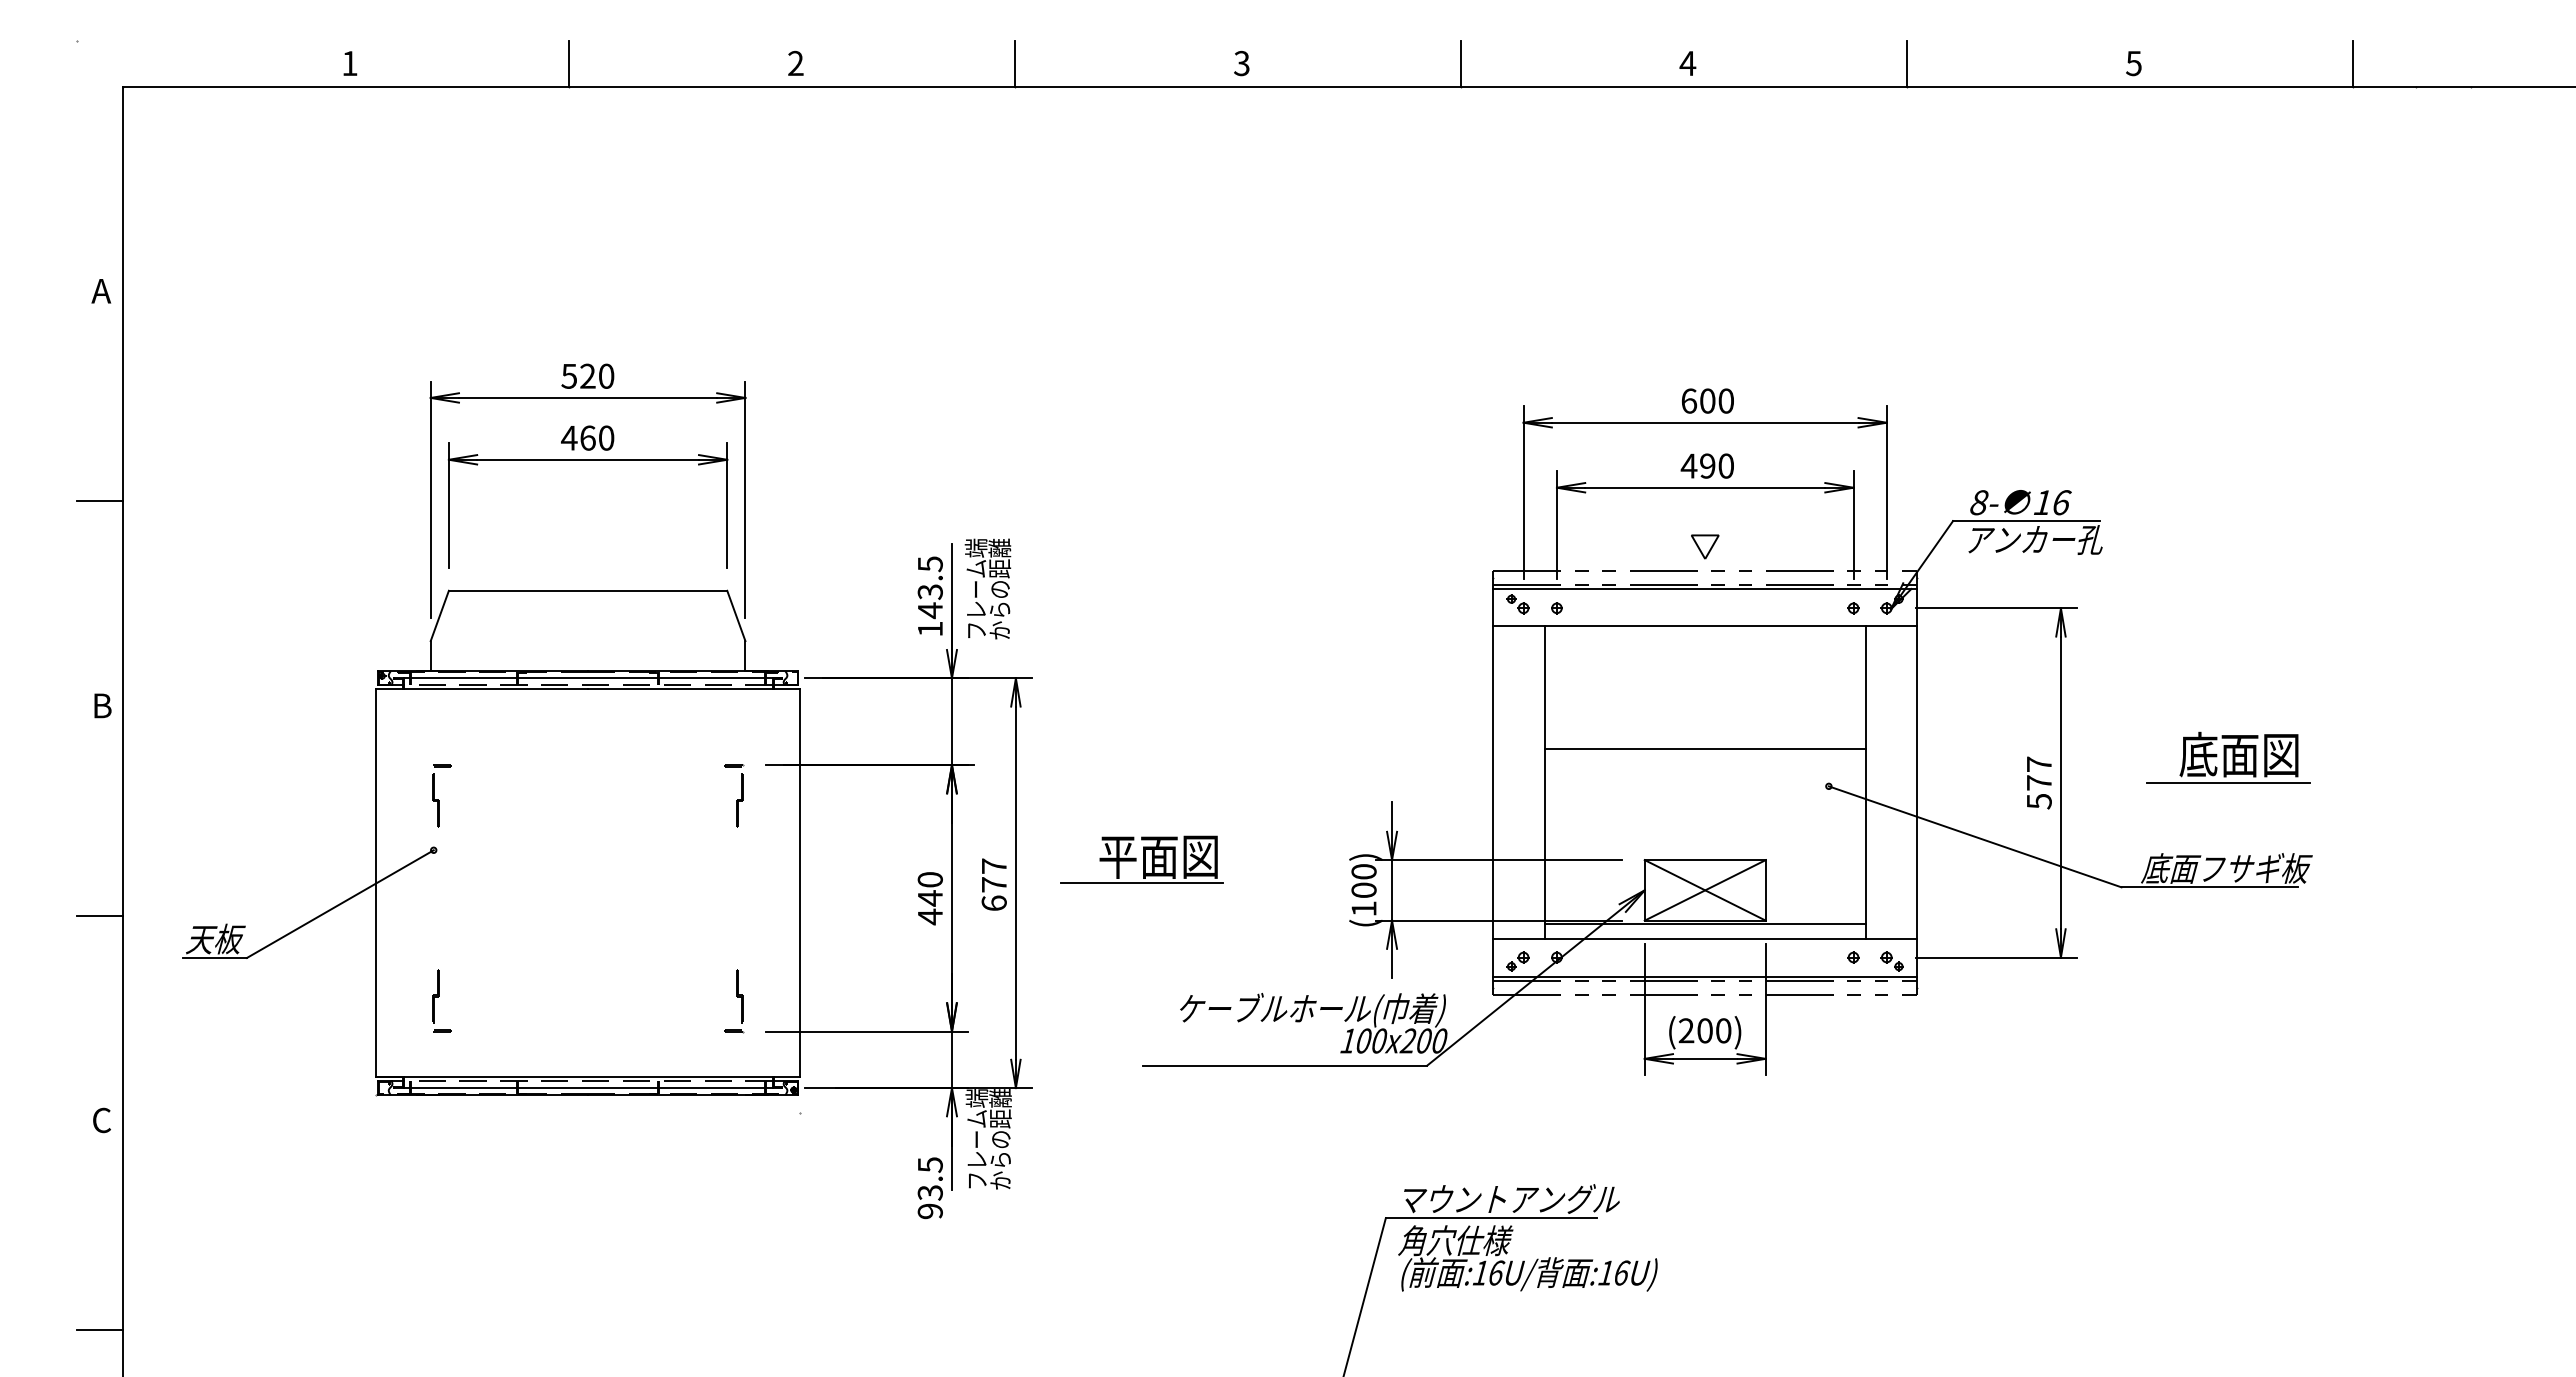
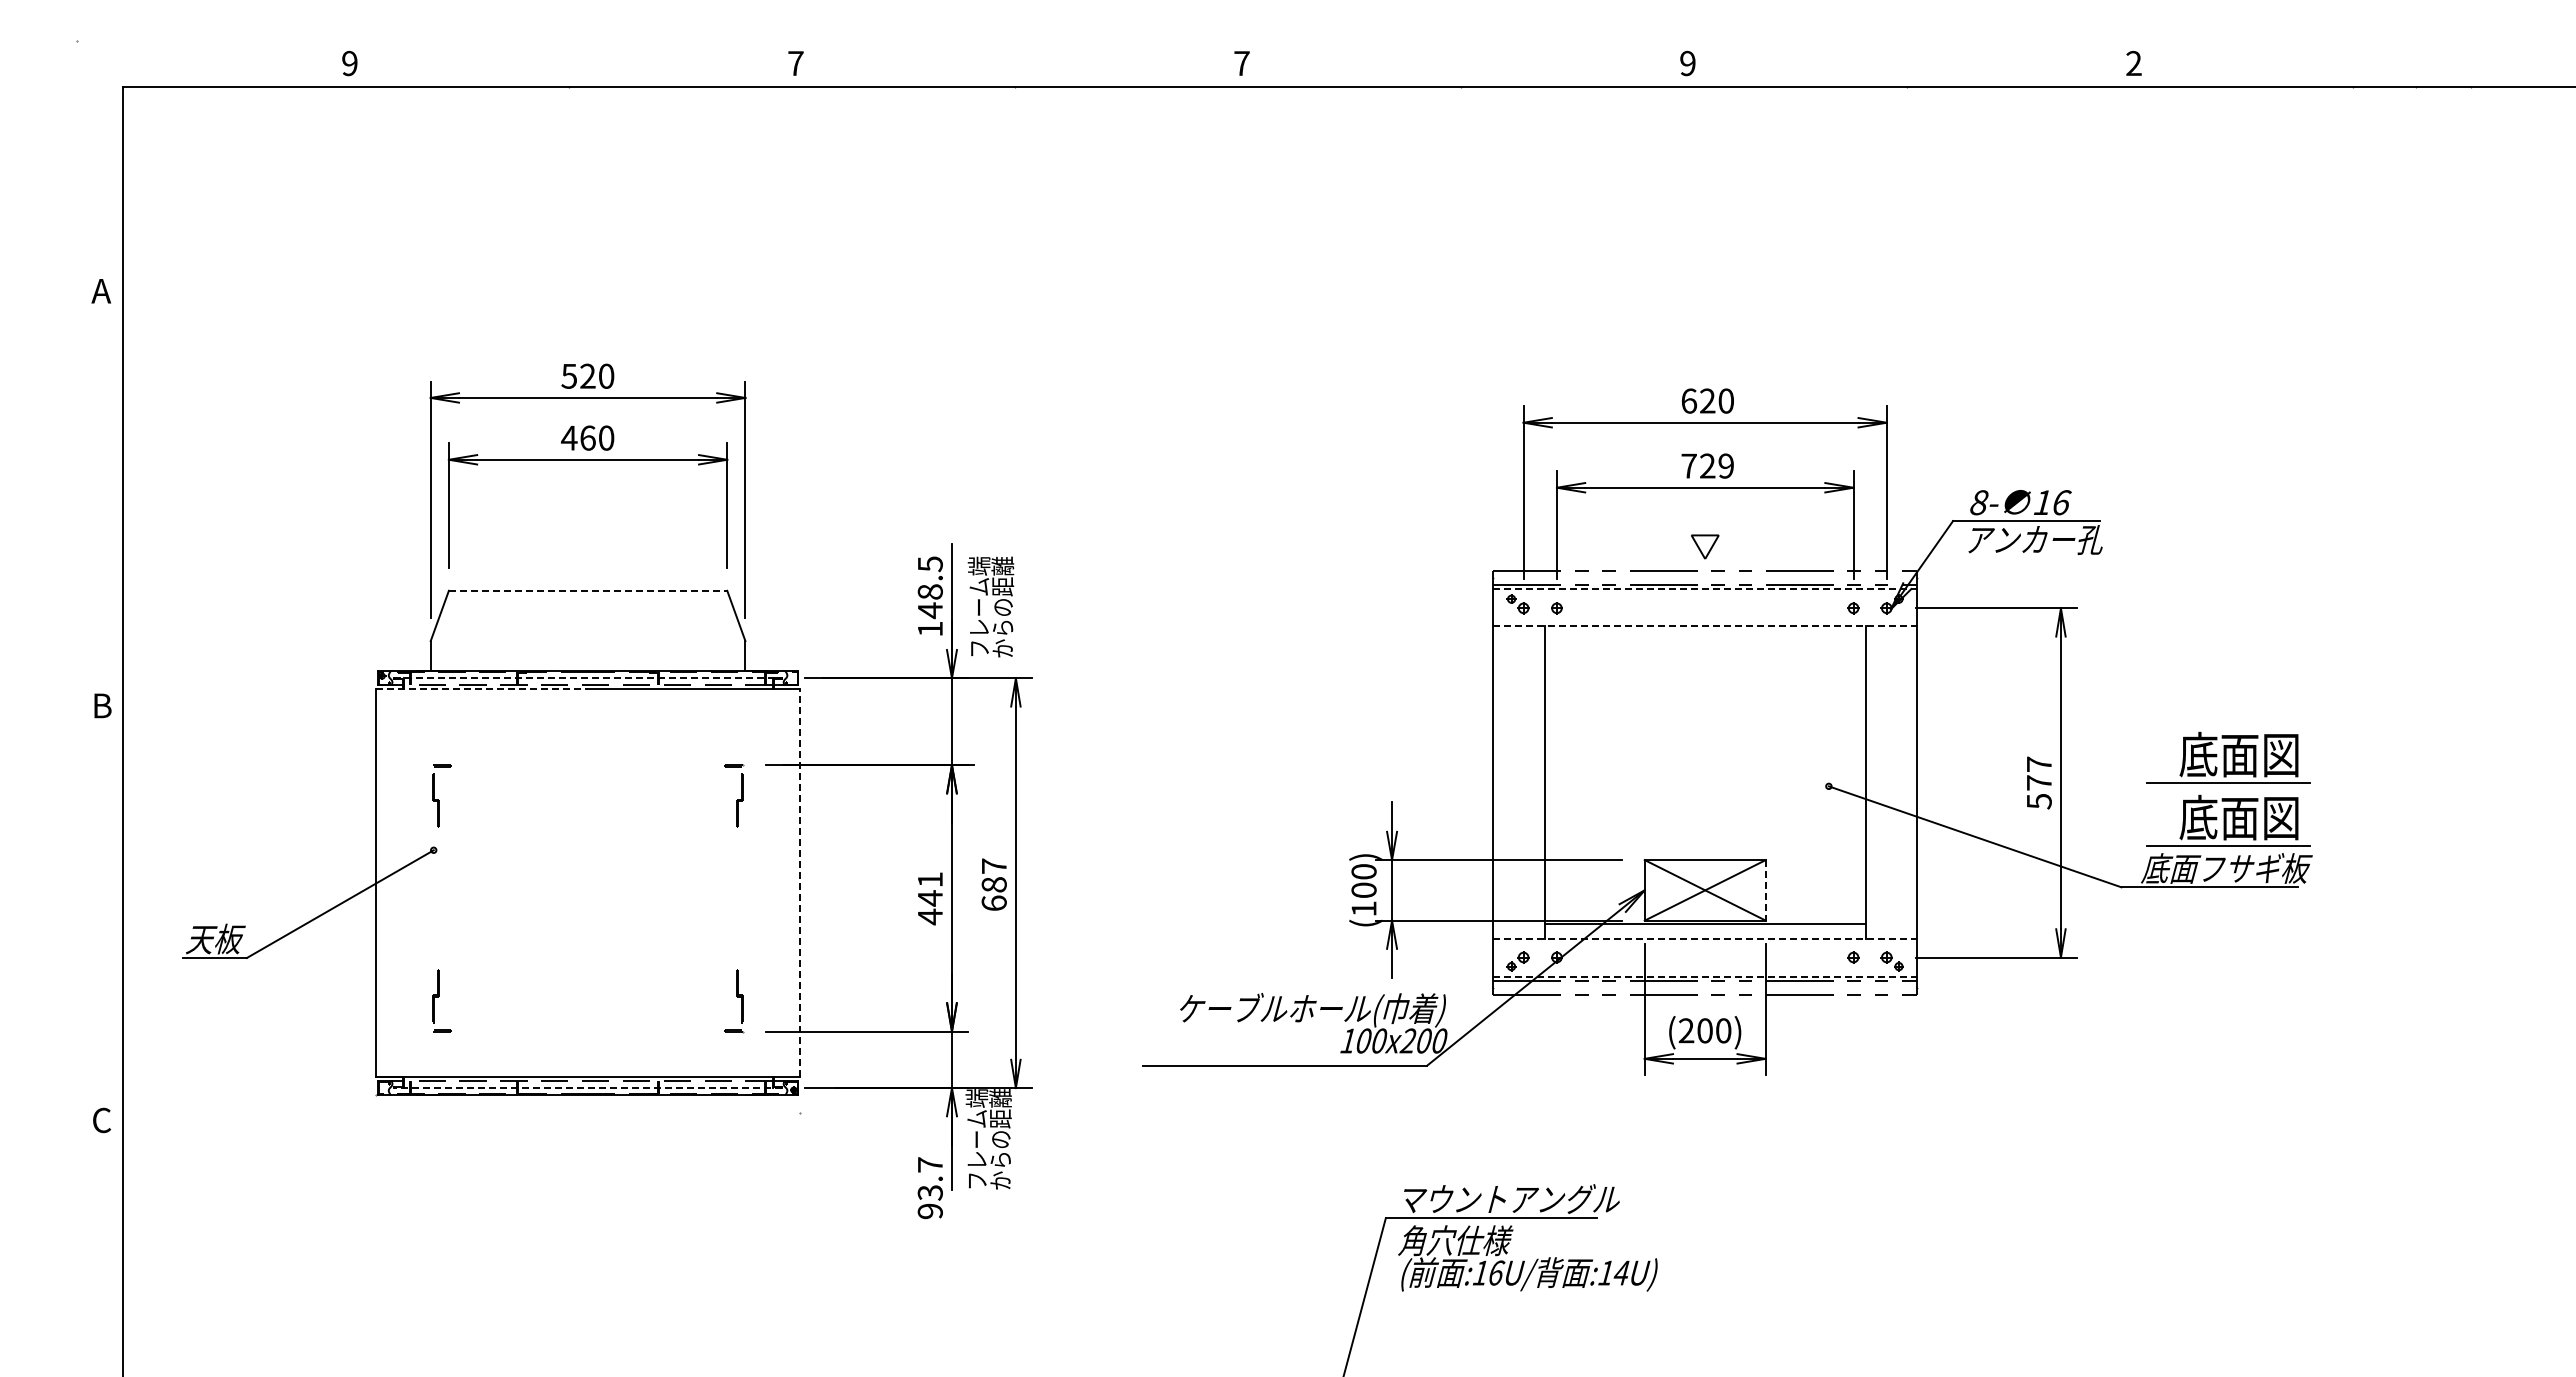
text: 2 -> 7 (795, 62)
text: 1 -> 9 (349, 63)
line: present -> none (568, 63)
line: present -> none (1014, 63)
text: 3 -> 7 (1241, 63)
line: present -> none (1460, 63)
text: 4 -> 9 (1687, 63)
line: present -> none (1906, 63)
text: 5 -> 2 (2133, 63)
line: present -> none (2352, 63)
text: 600 -> 620 (1707, 400)
text: 490 -> 729 (1706, 465)
line: present -> none (99, 501)
text position: (987, 588) -> (990, 606) (990, 606)
line: solid -> dashed (1705, 589)
line: solid -> dashed (588, 590)
text: 143.5 -> 148.5 (929, 591)
line: solid -> dashed (1705, 626)
line: solid -> dashed (588, 678)
line: solid -> dashed (482, 689)
line: present -> none (1704, 748)
part: none -> present (2228, 820)
part: present -> none (1141, 859)
text: 440 -> 441 (929, 879)
line: solid -> dashed (799, 883)
text: 677 -> 687 (993, 884)
line: solid -> dashed (1765, 890)
line: present -> none (99, 915)
line: solid -> dashed (1705, 939)
line: solid -> dashed (1705, 976)
line: solid -> dashed (588, 1088)
text: 93.5 -> 93.7 (930, 1164)
text: :16U) -> :14U) (1621, 1272)
line: present -> none (99, 1330)
